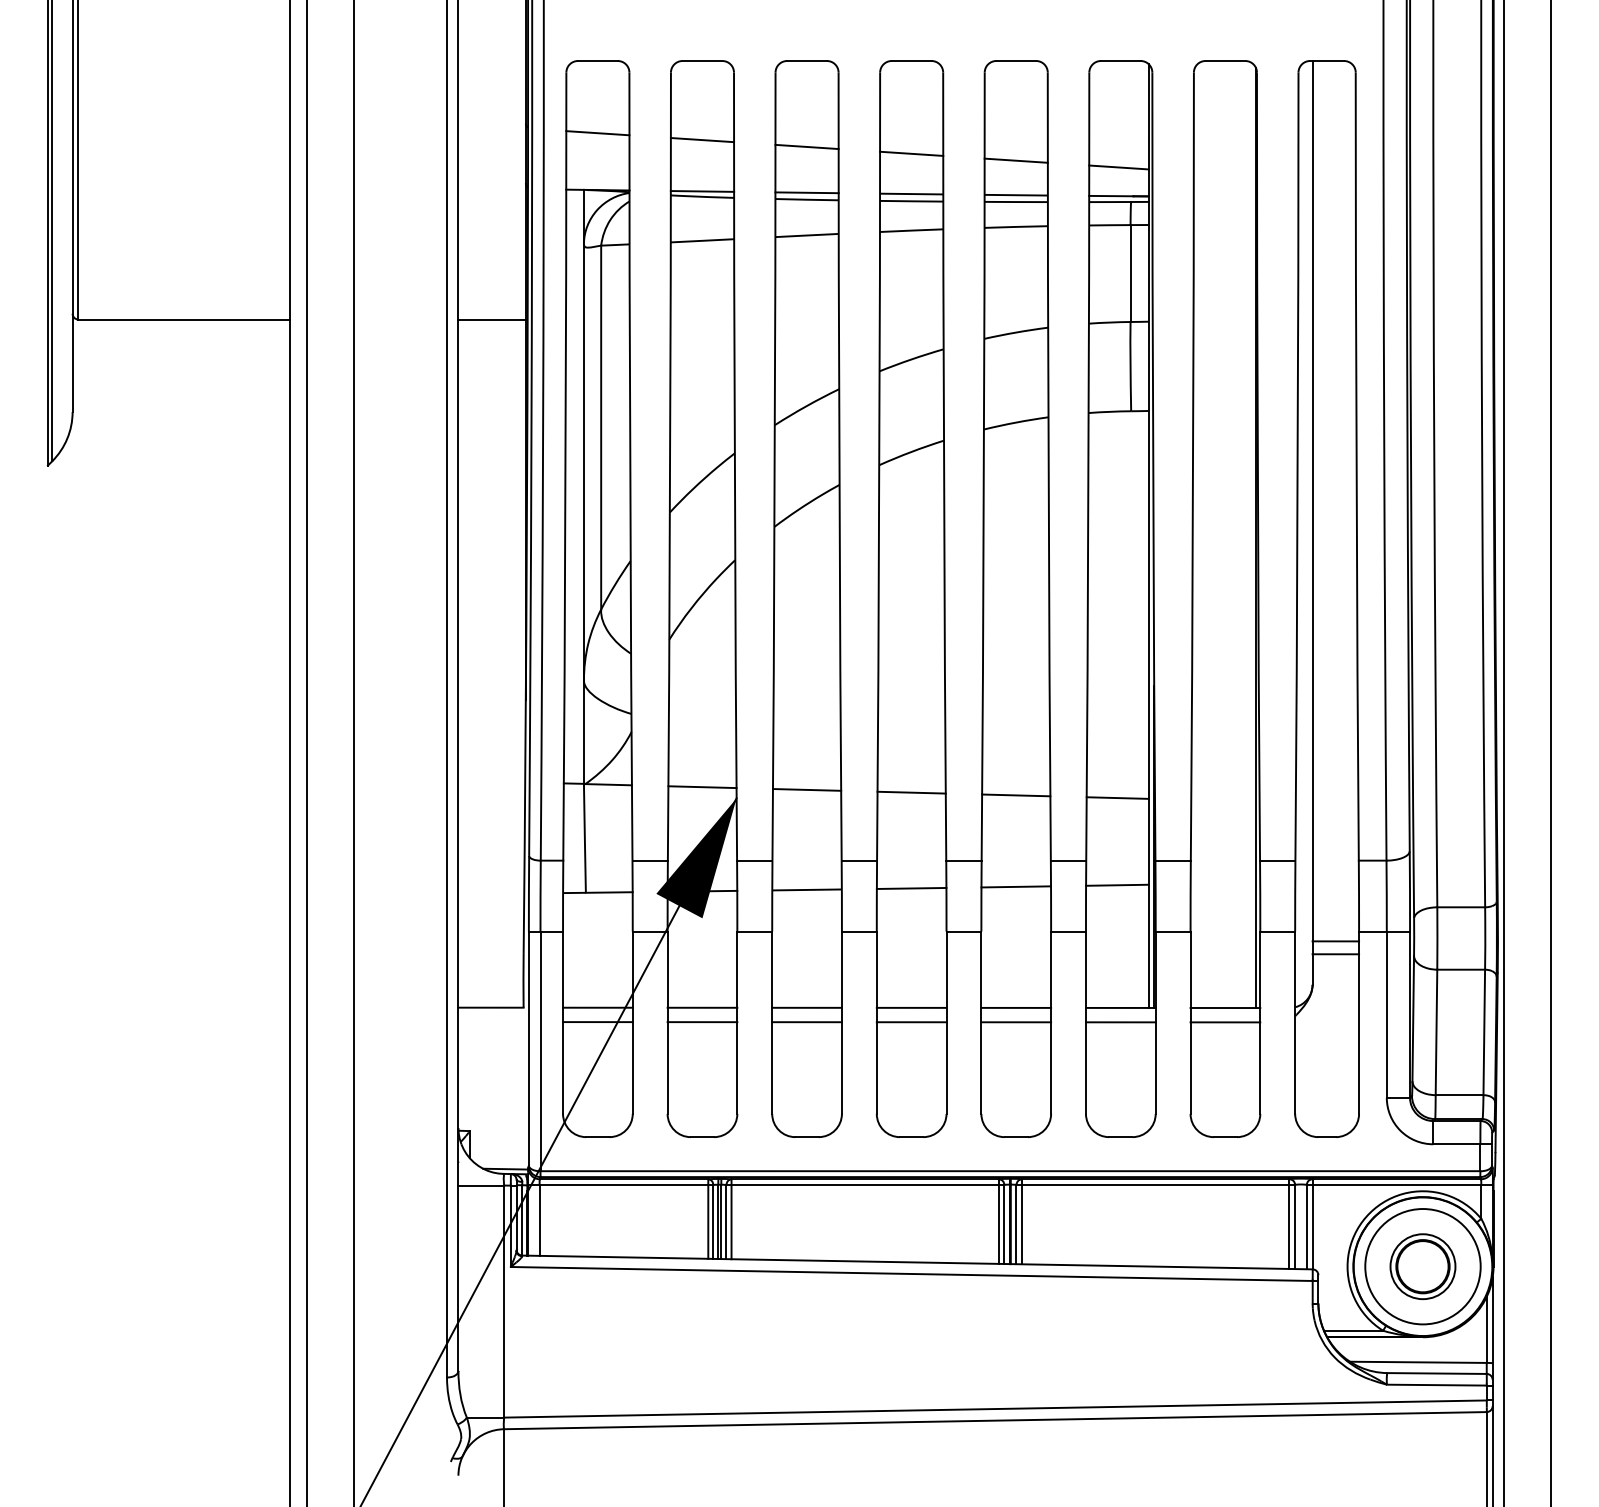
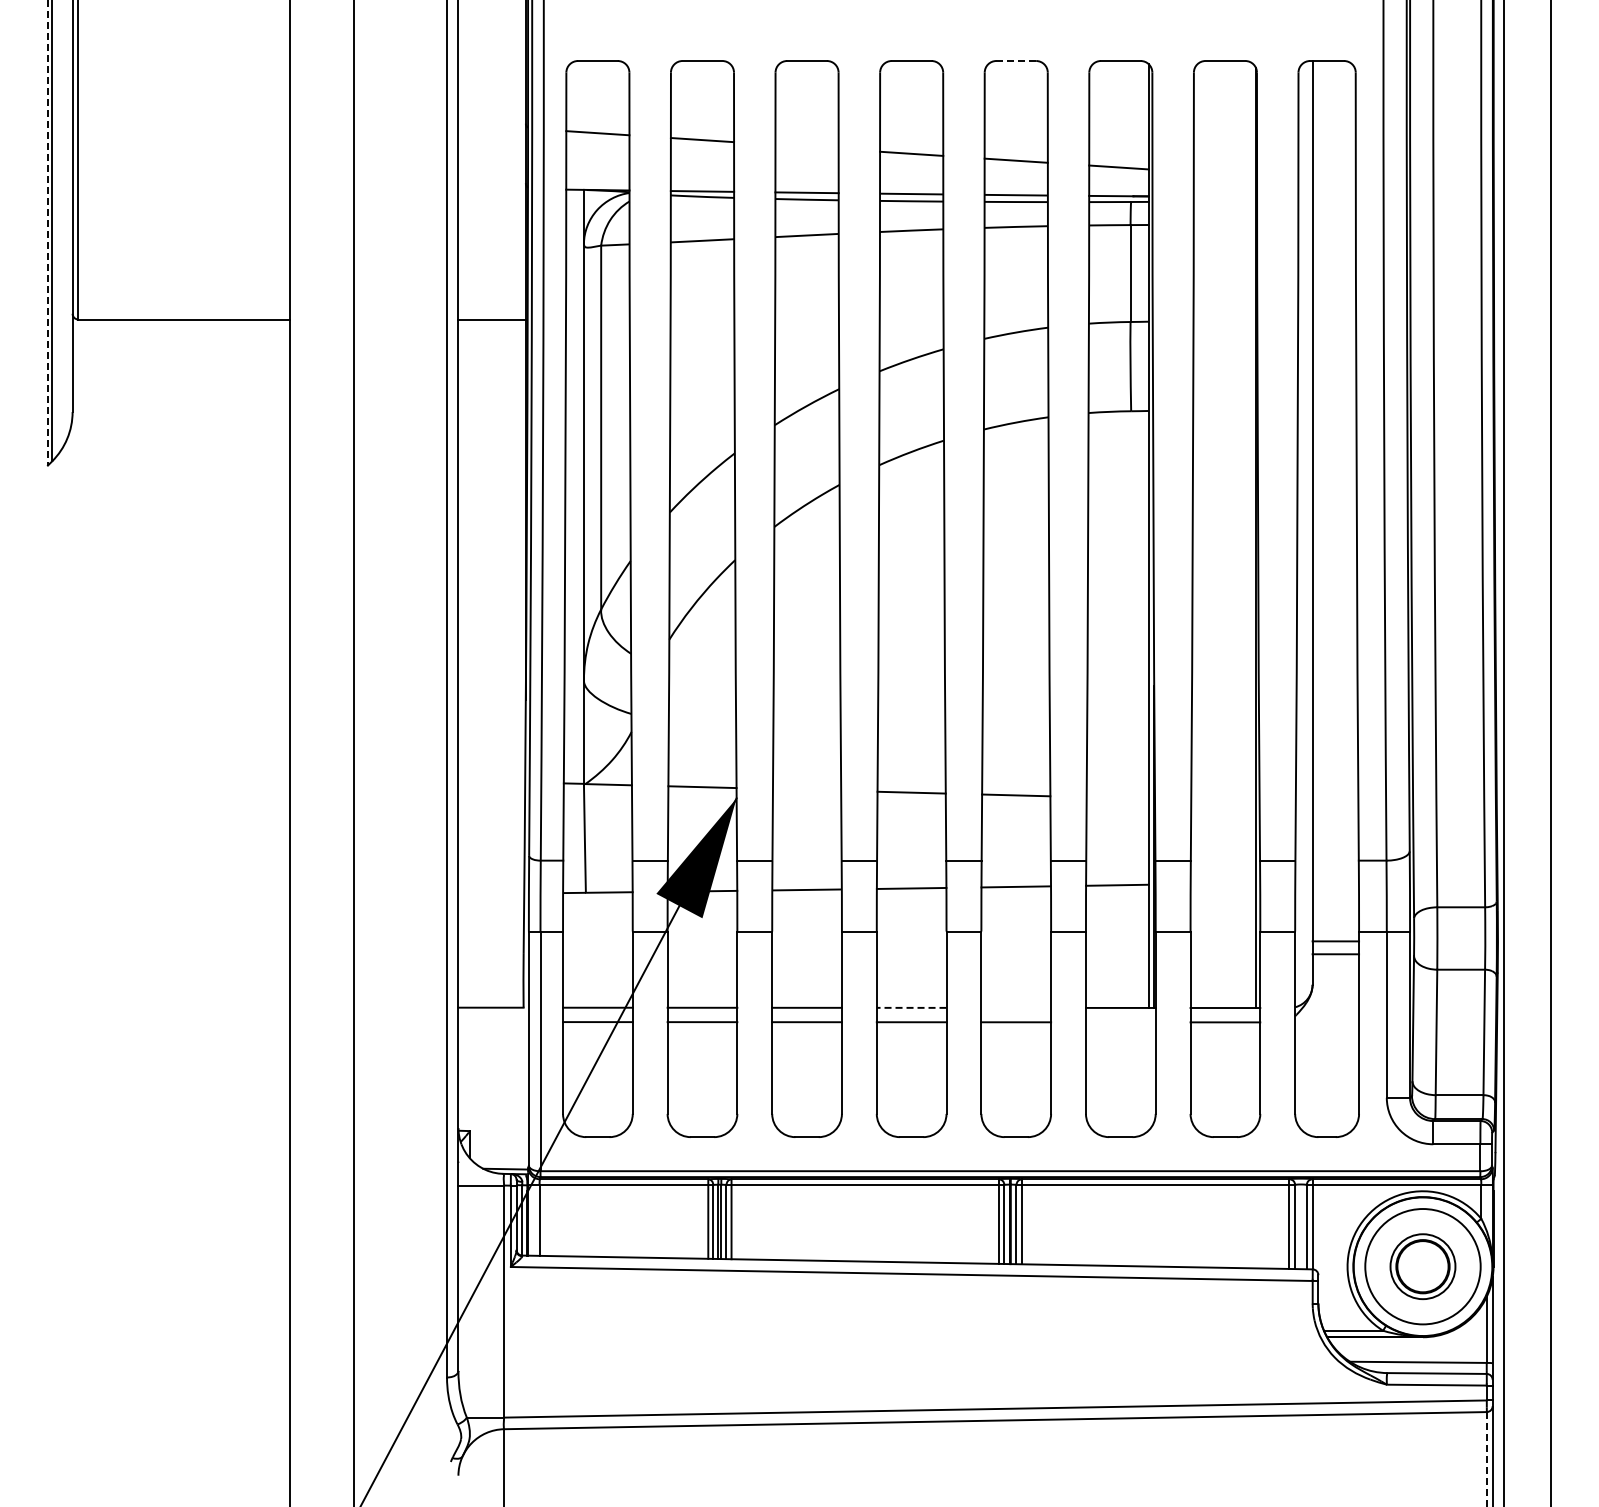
line: solid -> dashed (1016, 61)
line: present -> none (806, 146)
line: solid -> dashed (47, 232)
line: present -> none (307, 752)
line: present -> none (807, 789)
line: present -> none (1117, 797)
line: solid -> dashed (911, 1007)
line: present -> none (1016, 1007)
line: present -> none (1120, 1022)
line: solid -> dashed (1486, 1459)
